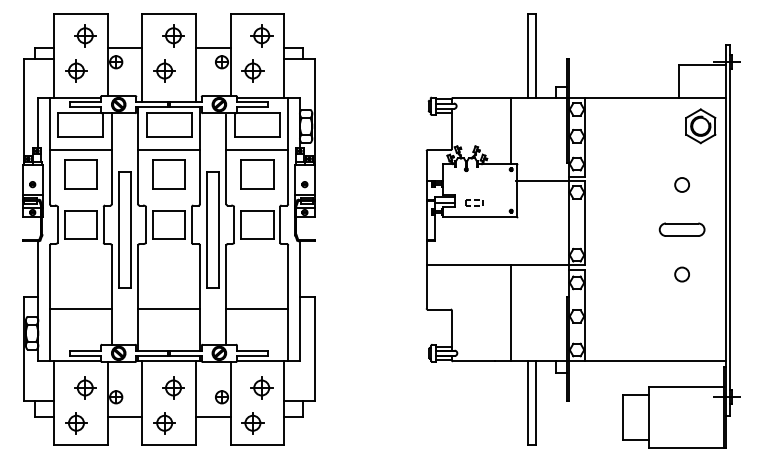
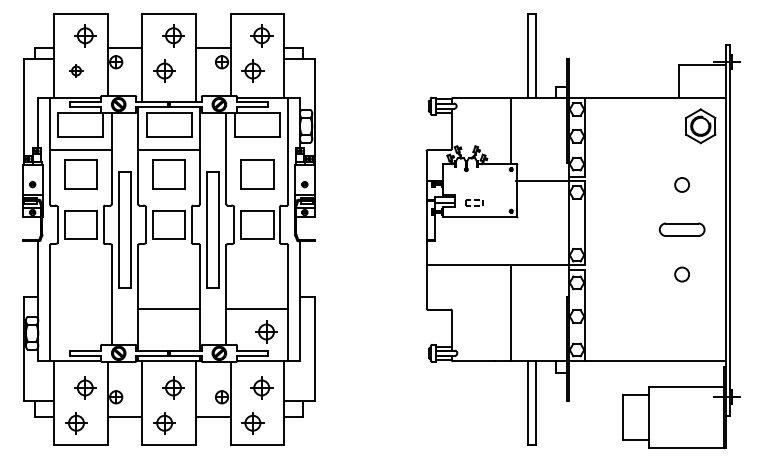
part size: 23x24 px -> 15x14 px (76, 70)
line: present -> none (257, 150)
line: present -> none (80, 308)
part: none -> present (266, 331)
